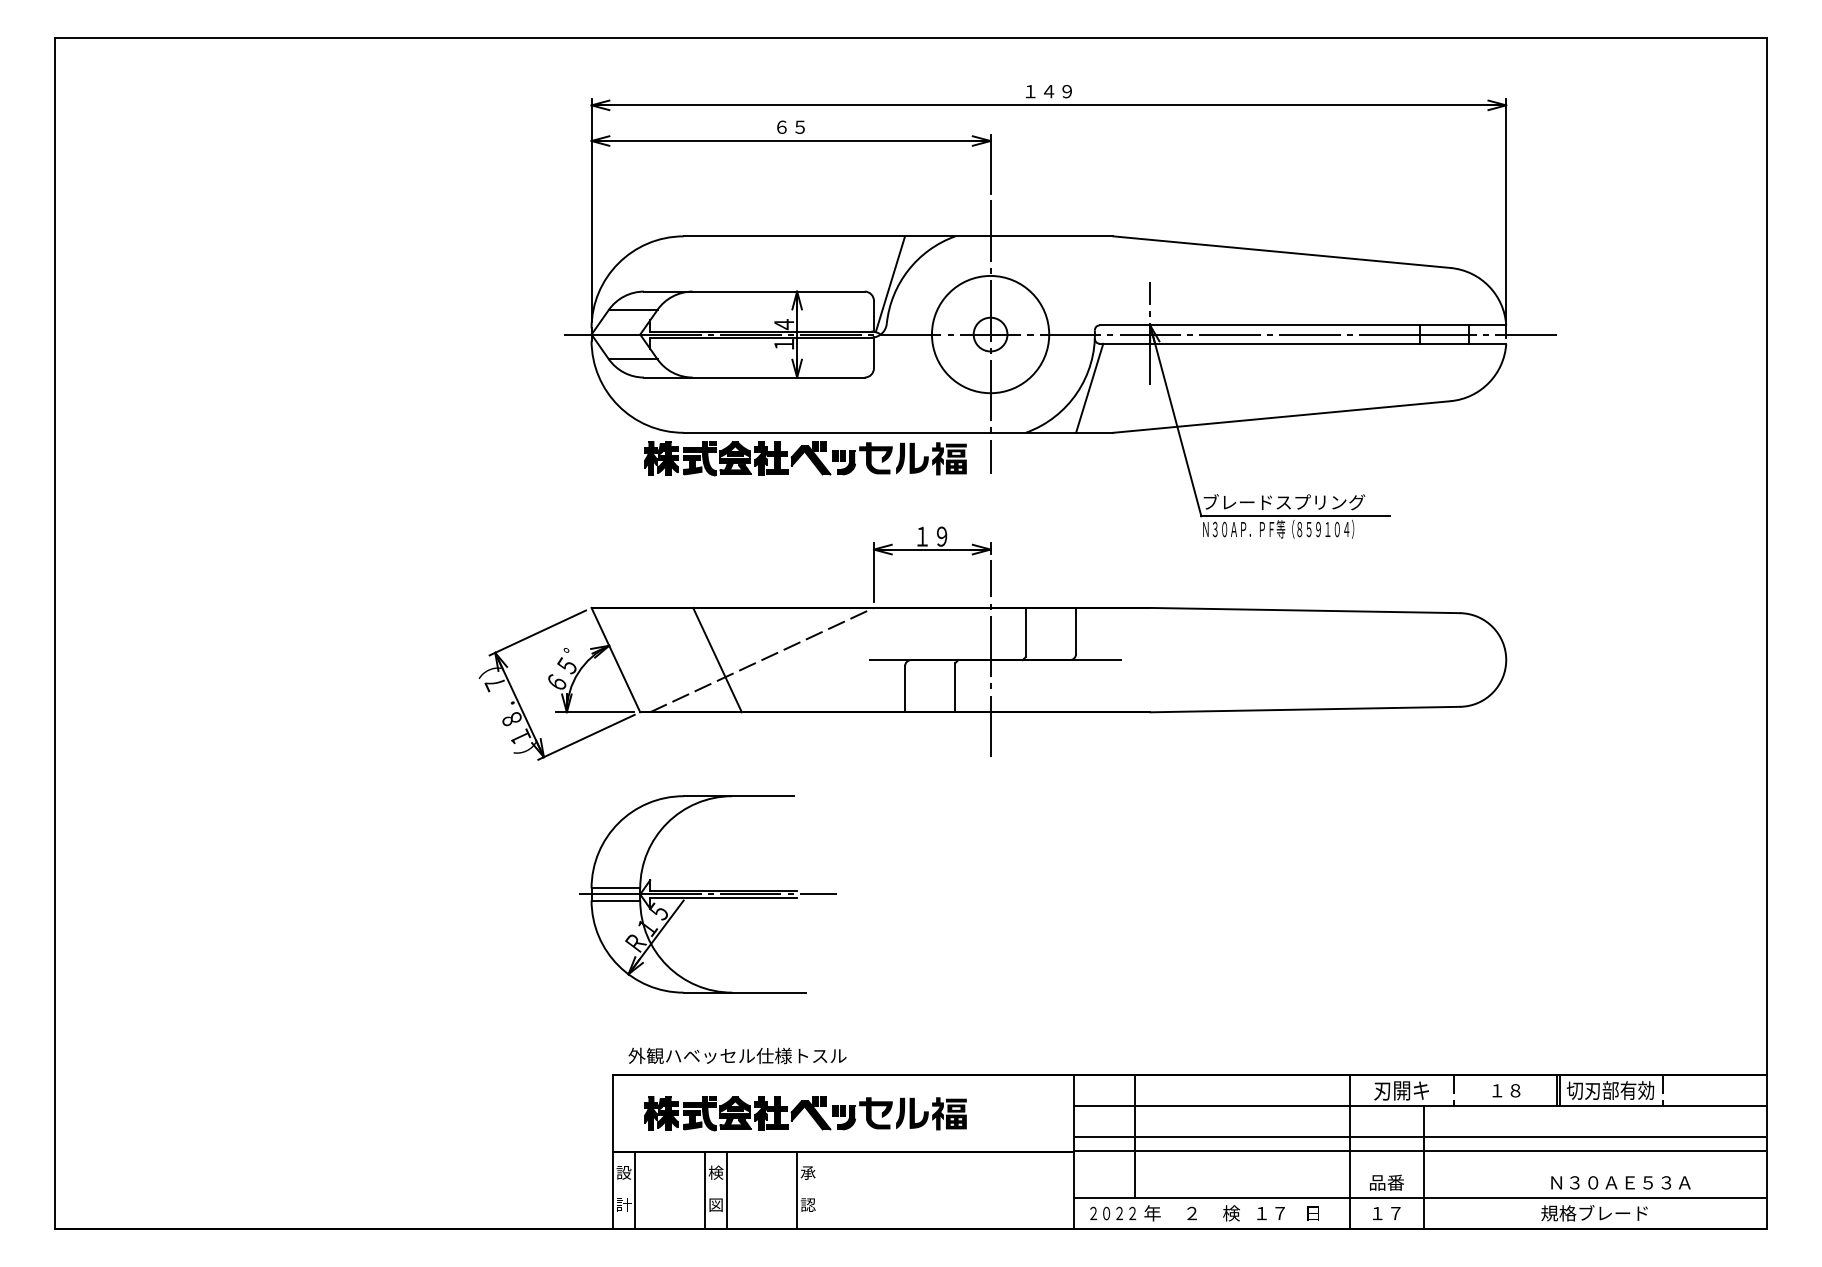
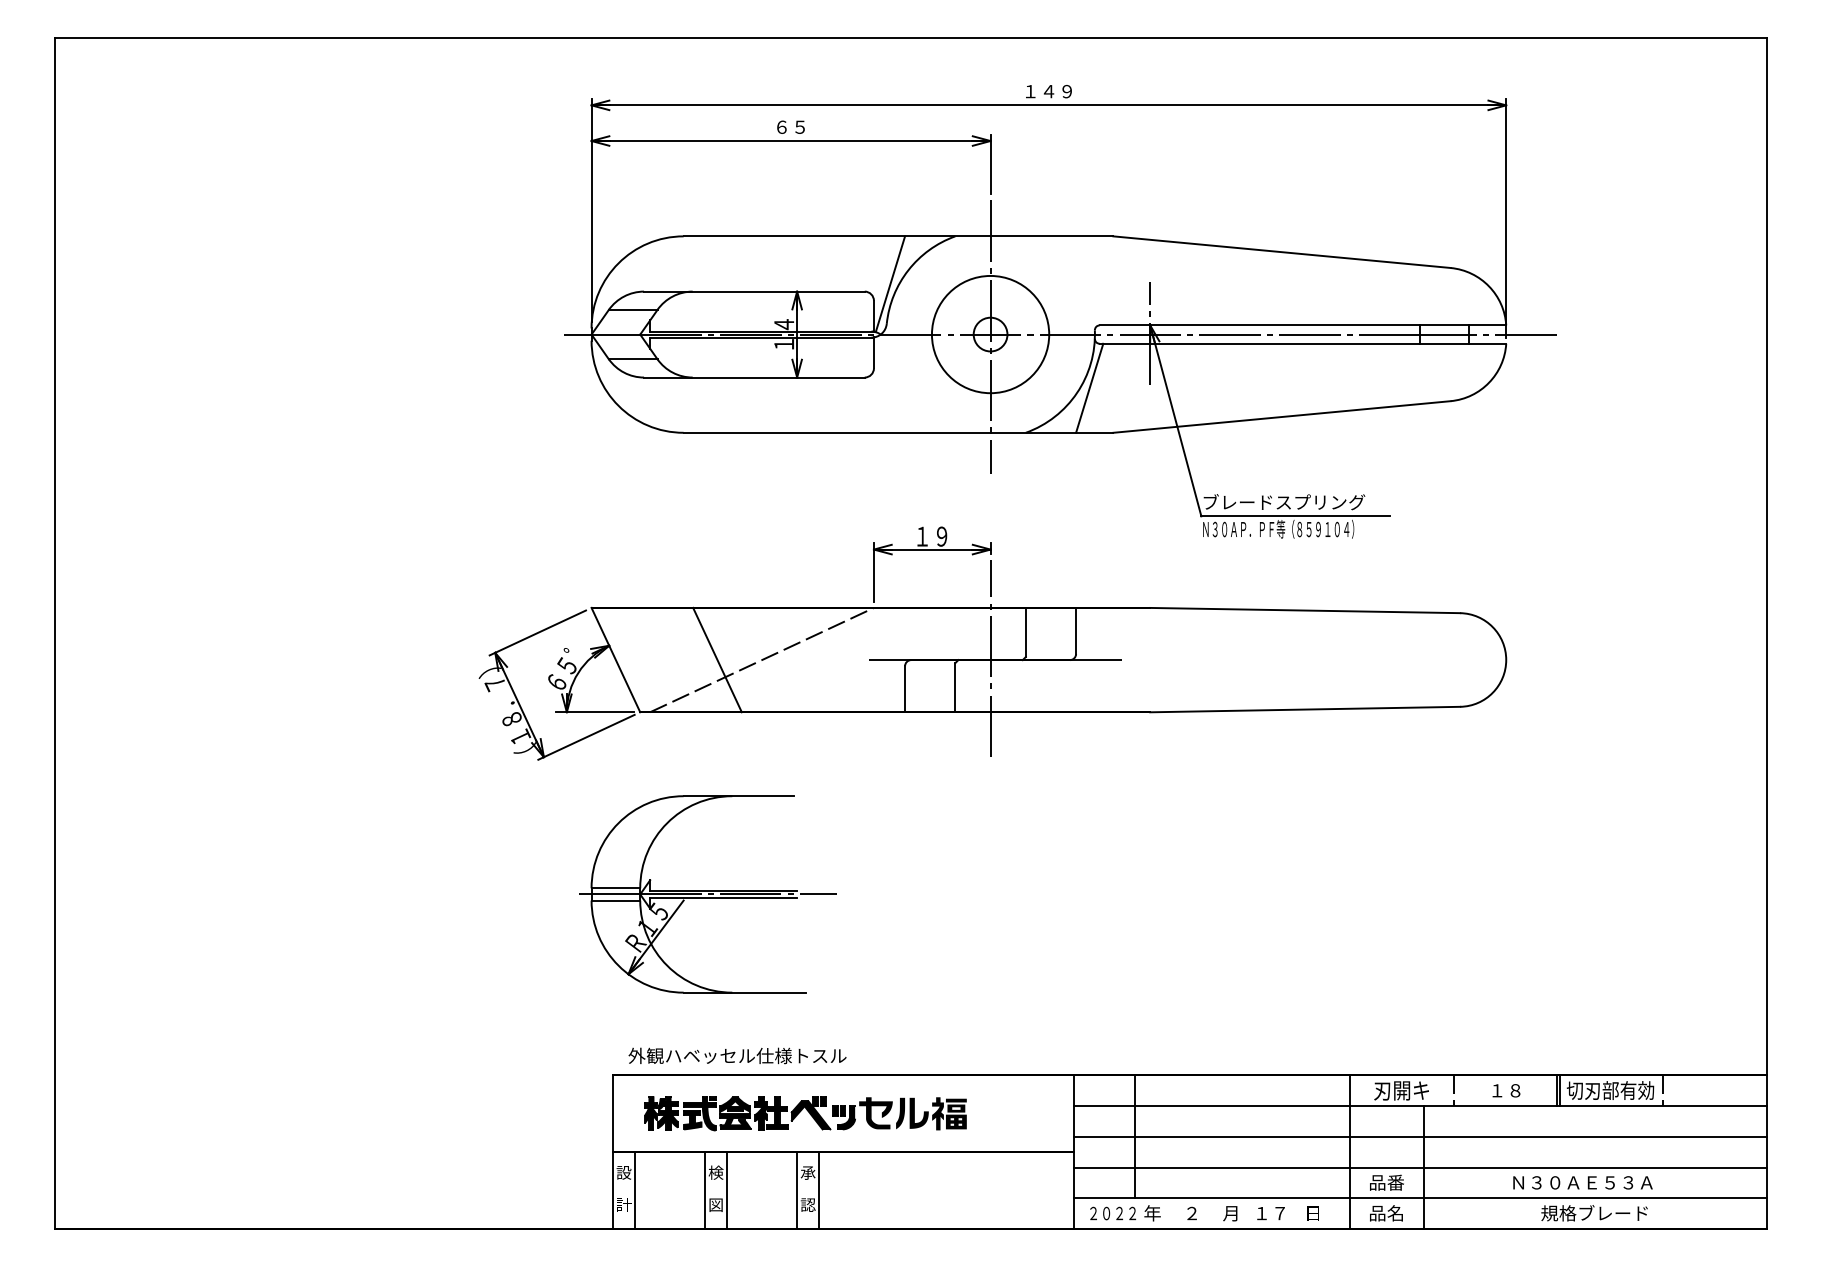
part: present -> none (805, 458)
line position: (1420, 1150) -> (1420, 1167) (1420, 1167)
text position: (1620, 1182) -> (1582, 1182) (1582, 1182)
line: none -> present (818, 1190)
text: 検 -> 月 (1231, 1213)
text: １７ -> 品名 (1386, 1213)
